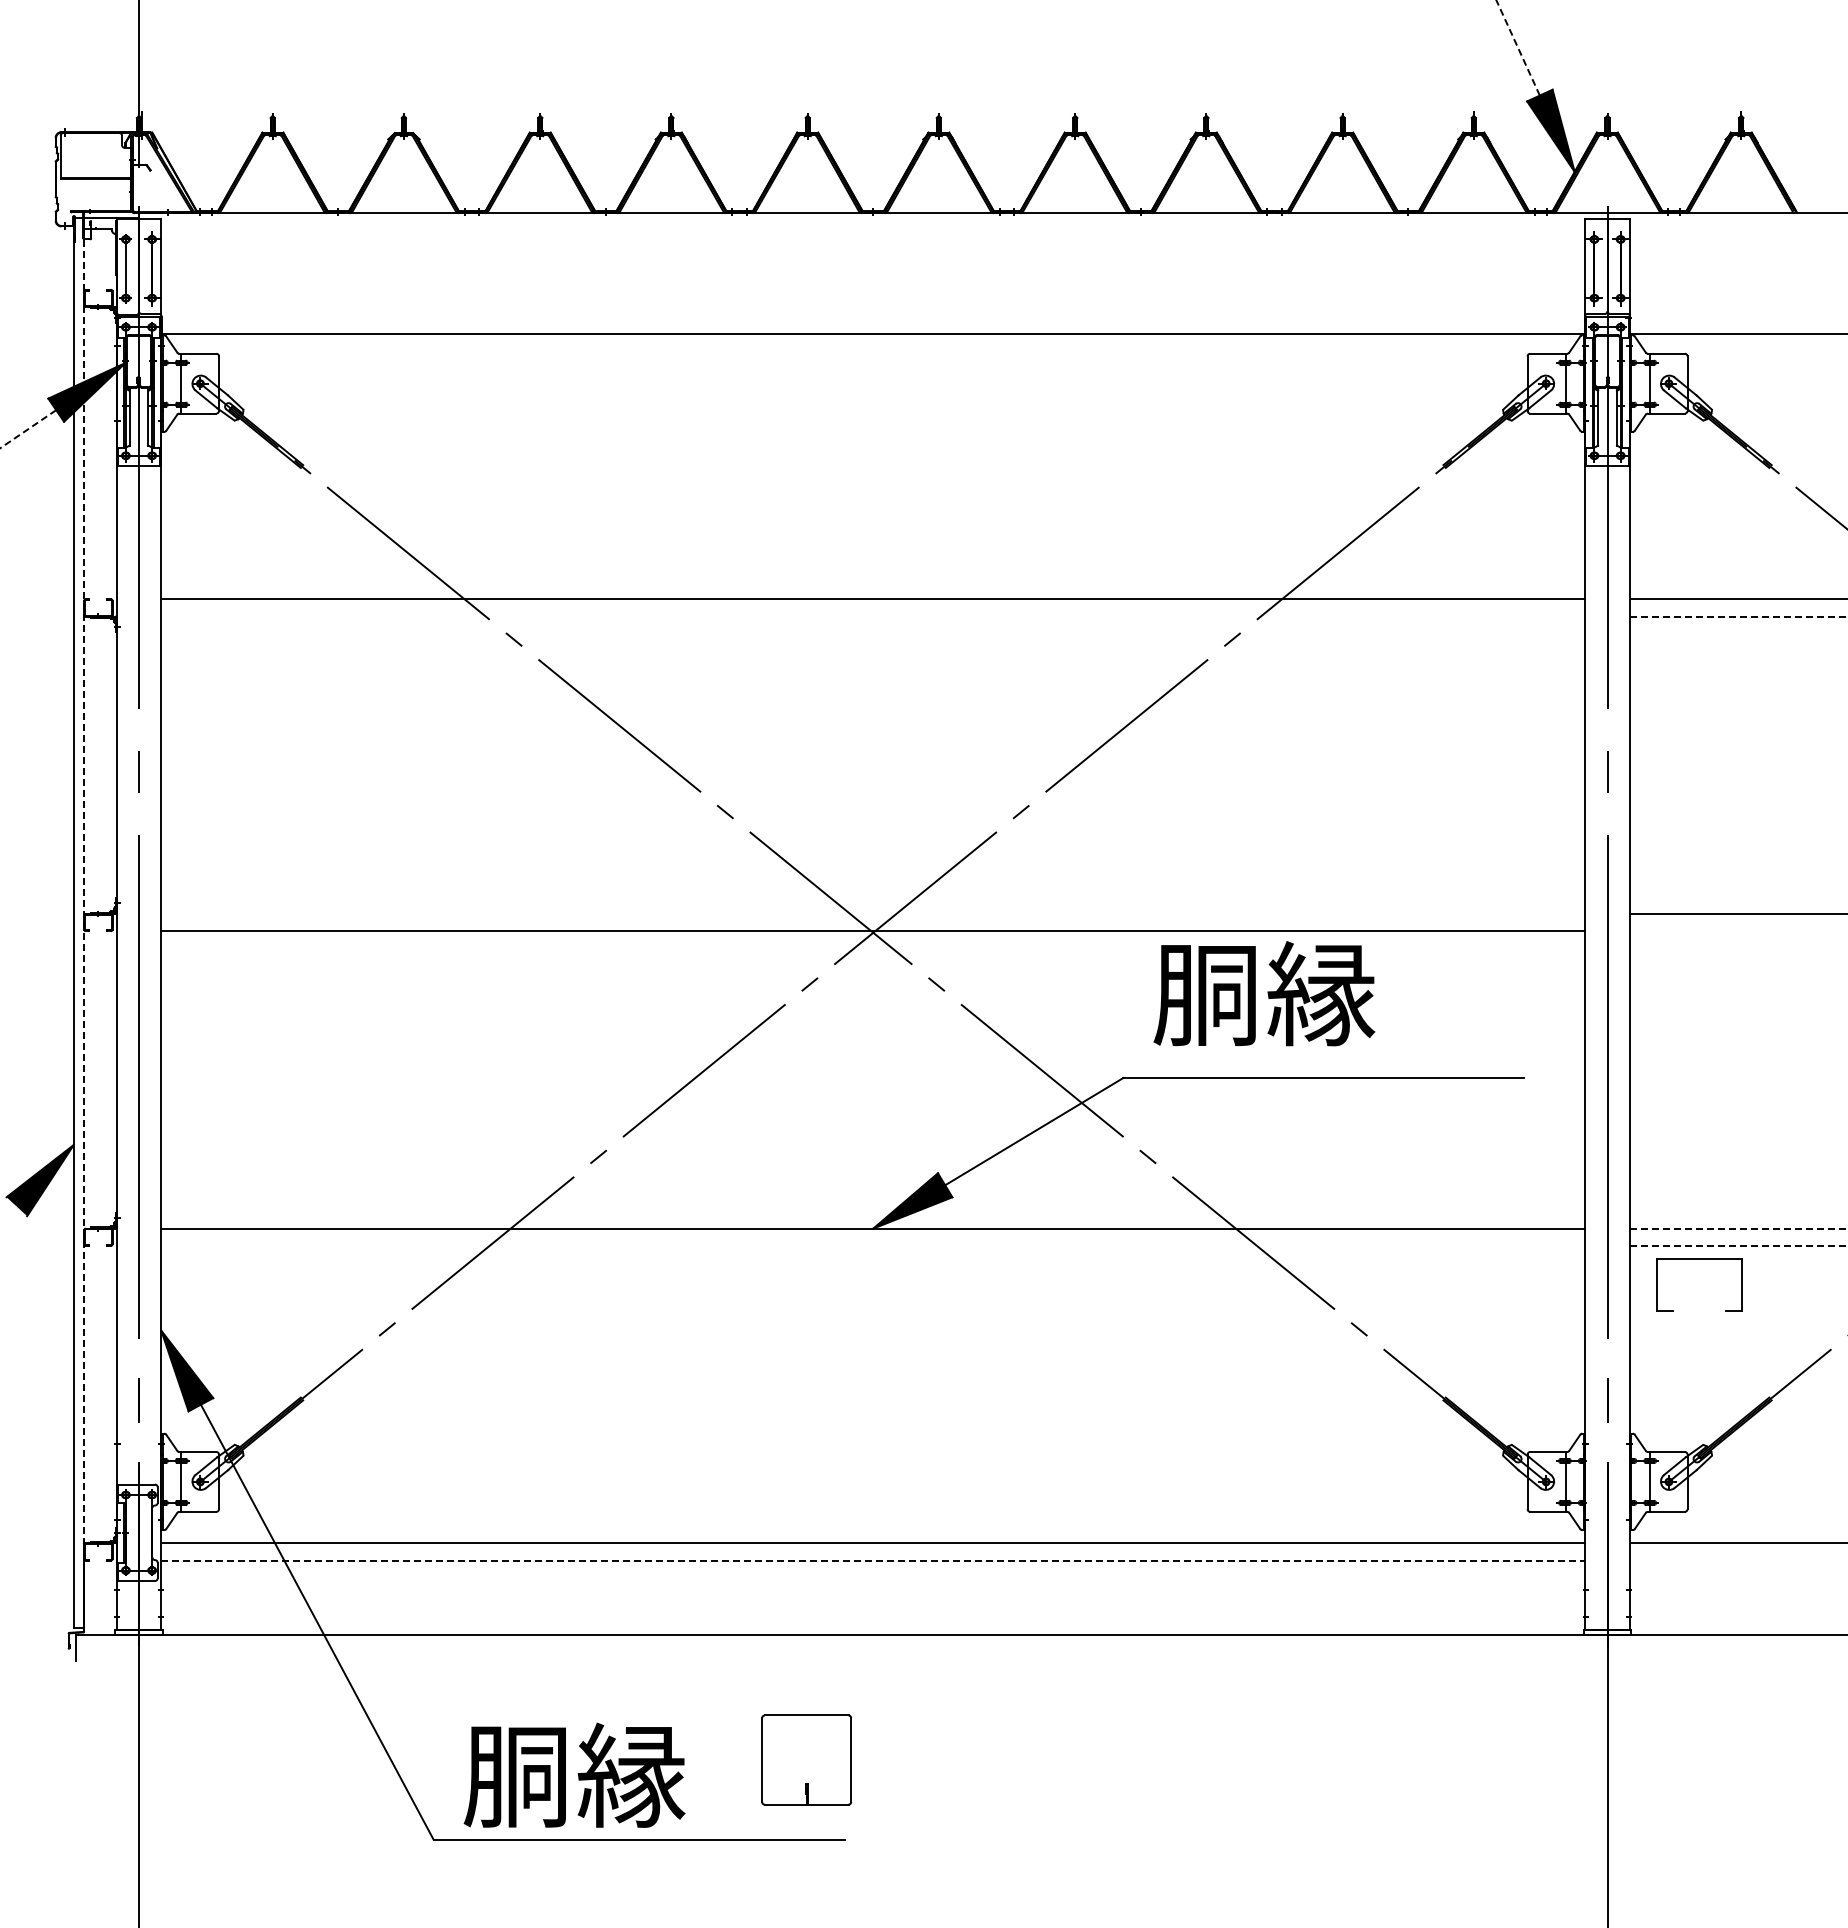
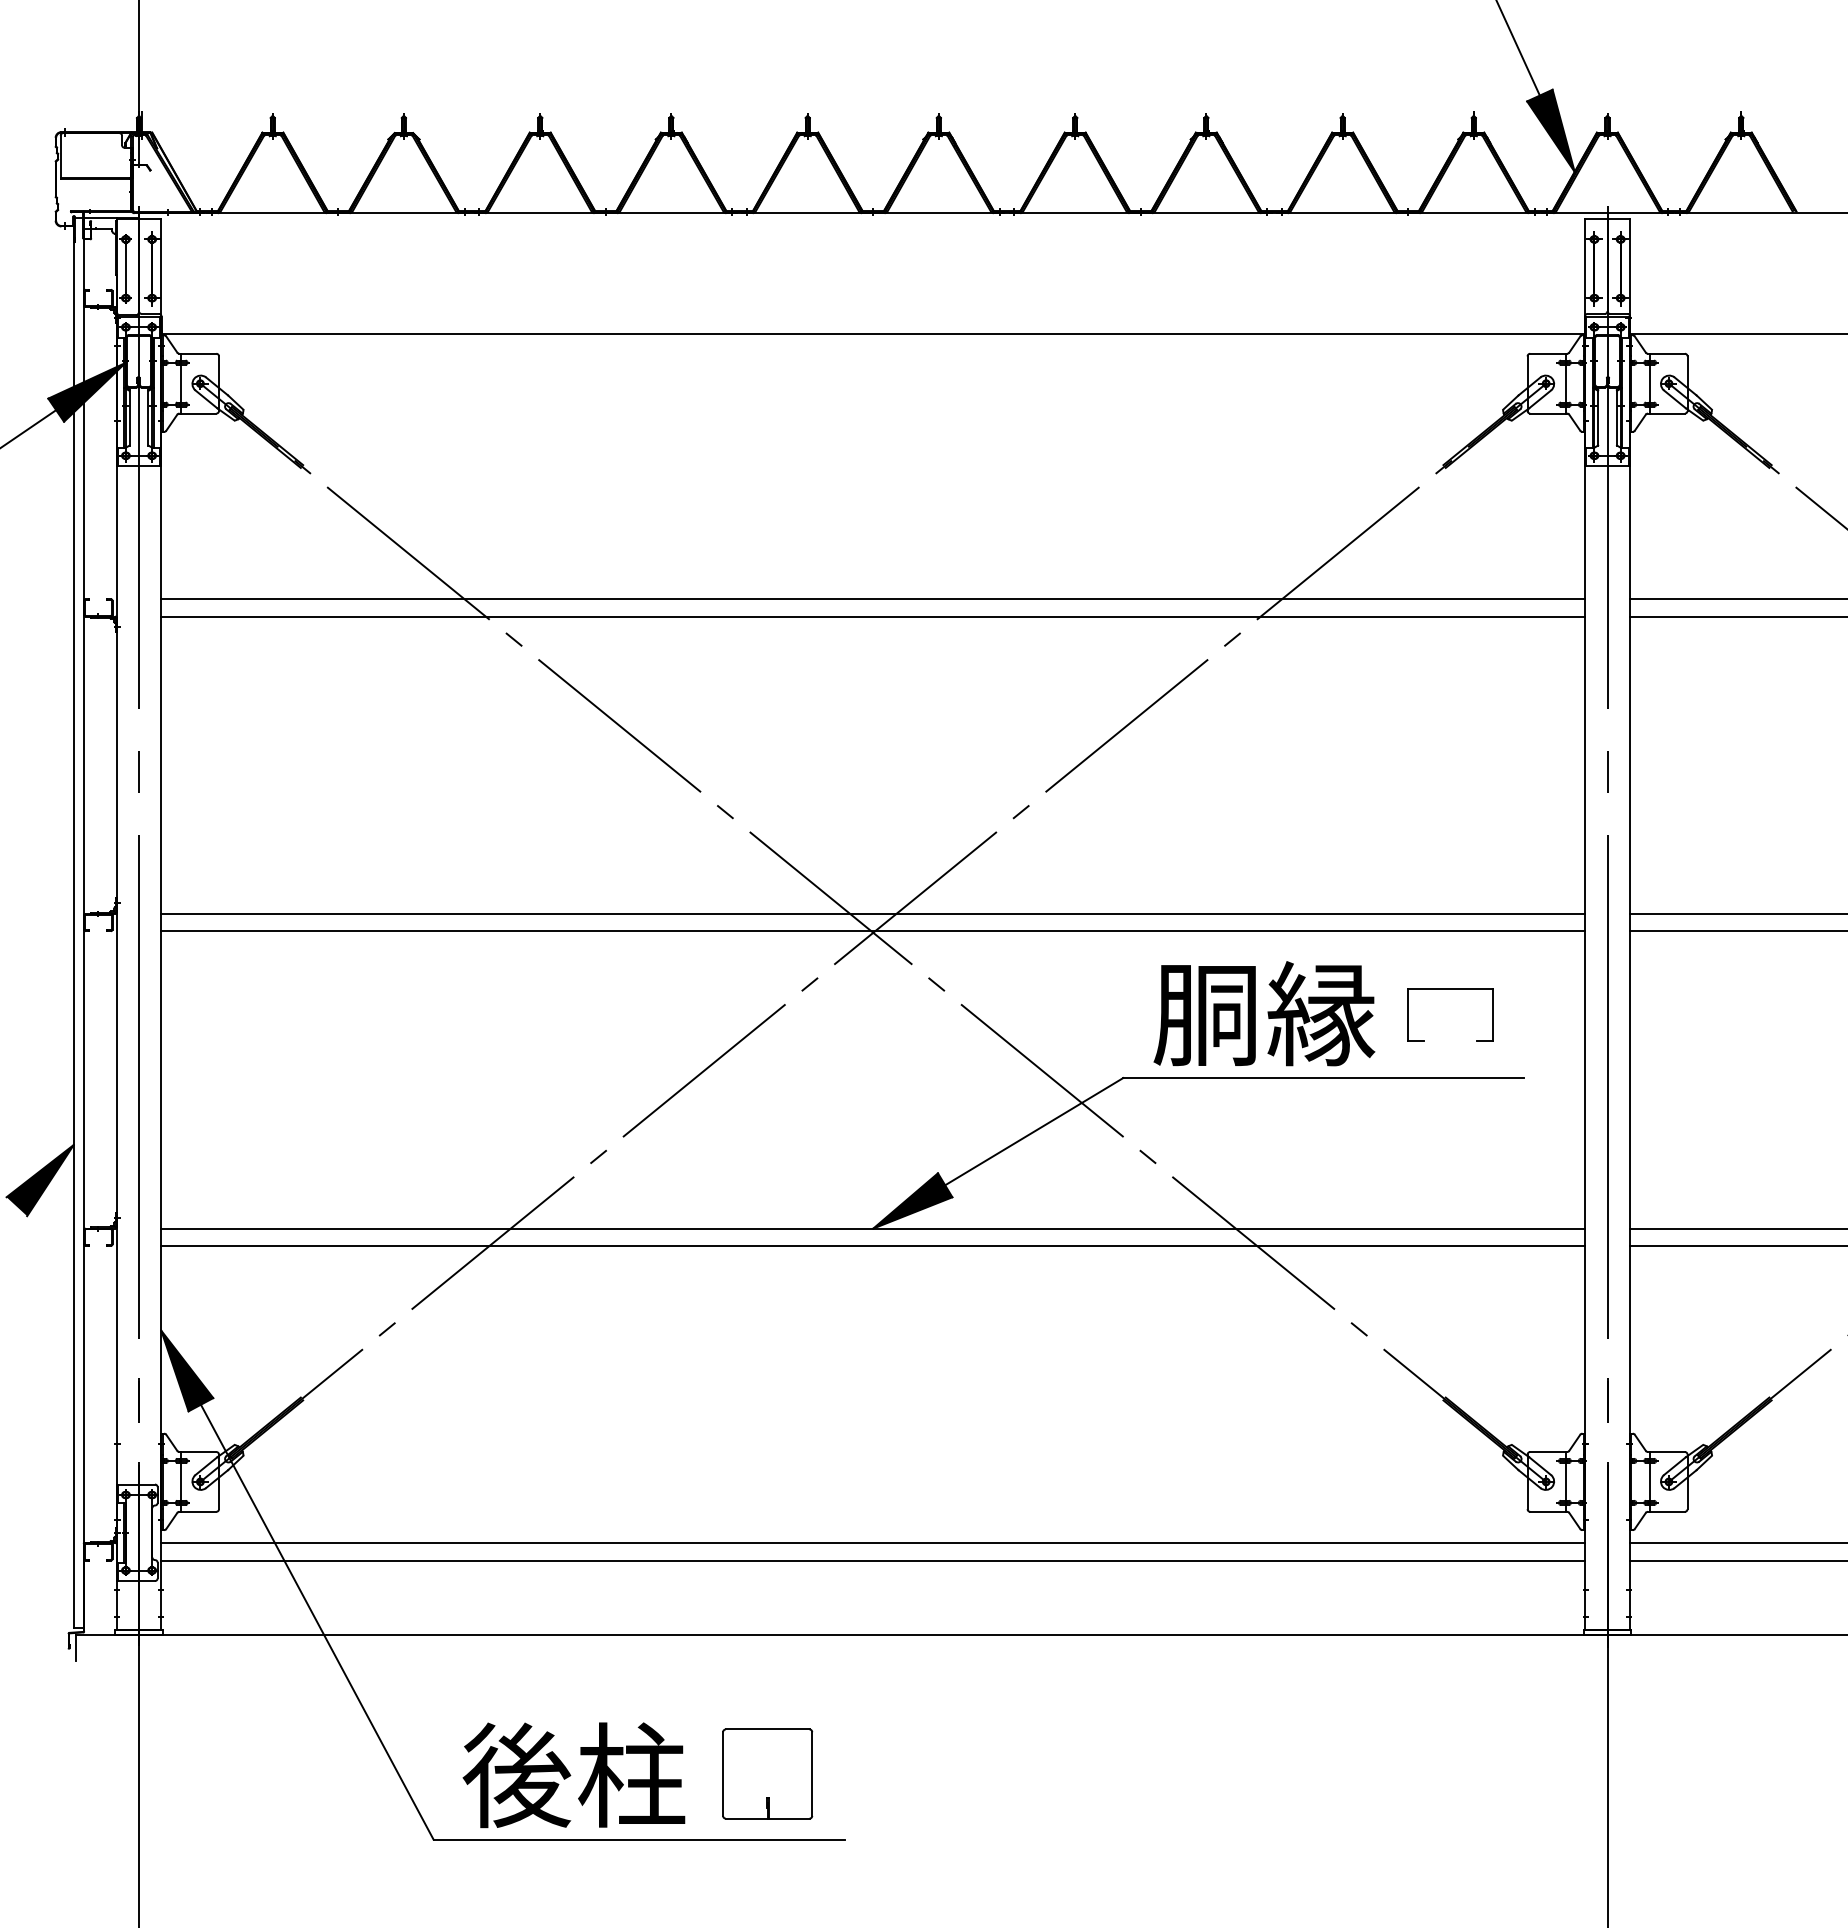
line: dashed -> solid (1517, 47)
line: dashed -> solid (28, 429)
line: none -> present (873, 616)
line: dashed -> solid (1738, 616)
line: none -> present (873, 913)
line: dashed -> solid (84, 922)
line: none -> present (1736, 931)
text position: (1264, 993) -> (1264, 1013) (1264, 1013)
line: dashed -> solid (1738, 1228)
line: none -> present (873, 1245)
line: dashed -> solid (1738, 1245)
part position: (1699, 1259) -> (1450, 989) (1450, 989)
line: dashed -> solid (873, 1560)
line: none -> present (1736, 1560)
part position: (806, 1759) -> (767, 1773) (767, 1773)
text: 胴縁 -> 後柱 (573, 1775)
